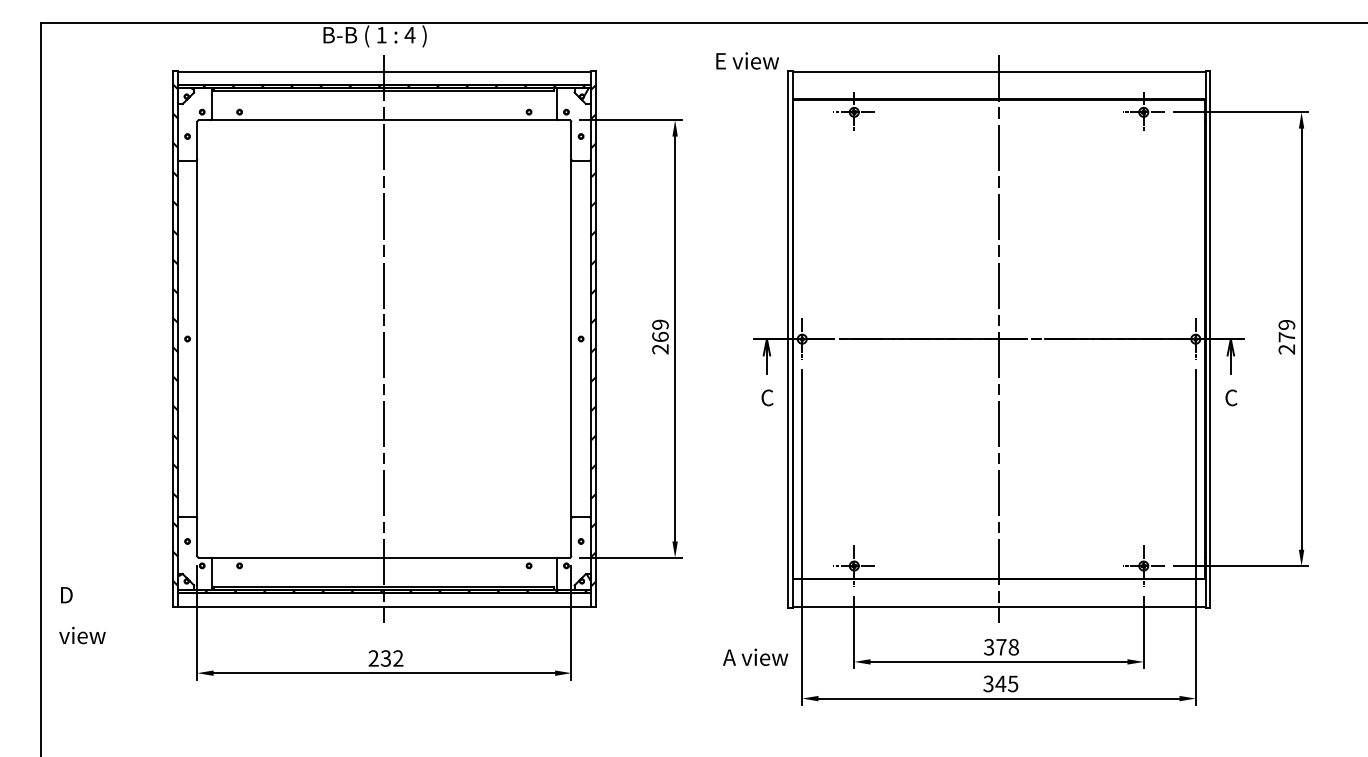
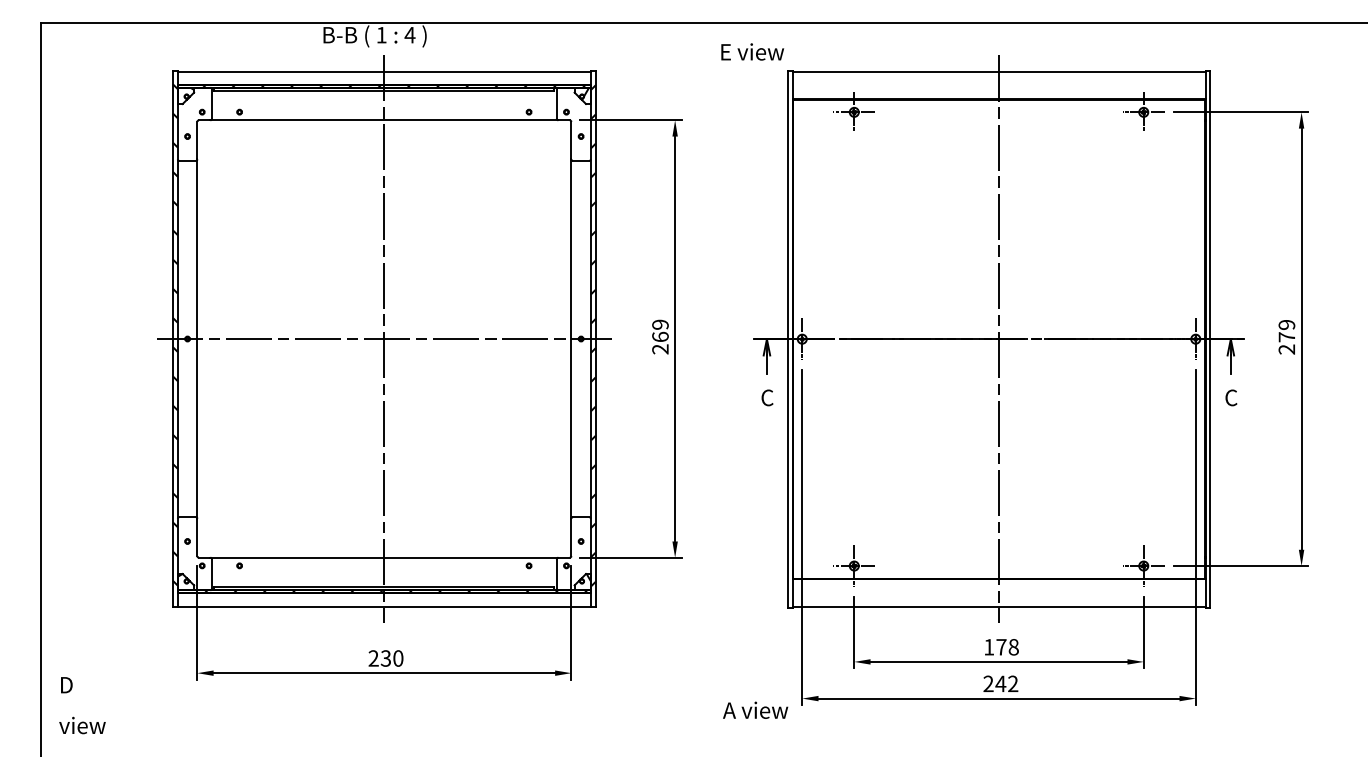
text position: (747, 60) -> (752, 51) (752, 51)
line: none -> present (384, 339)
text position: (82, 615) -> (82, 705) (82, 705)
text: 378 -> 178 (989, 646)
text position: (755, 656) -> (755, 709) (755, 709)
text: 232 -> 230 (398, 658)
text: 345 -> 242 (1000, 683)
